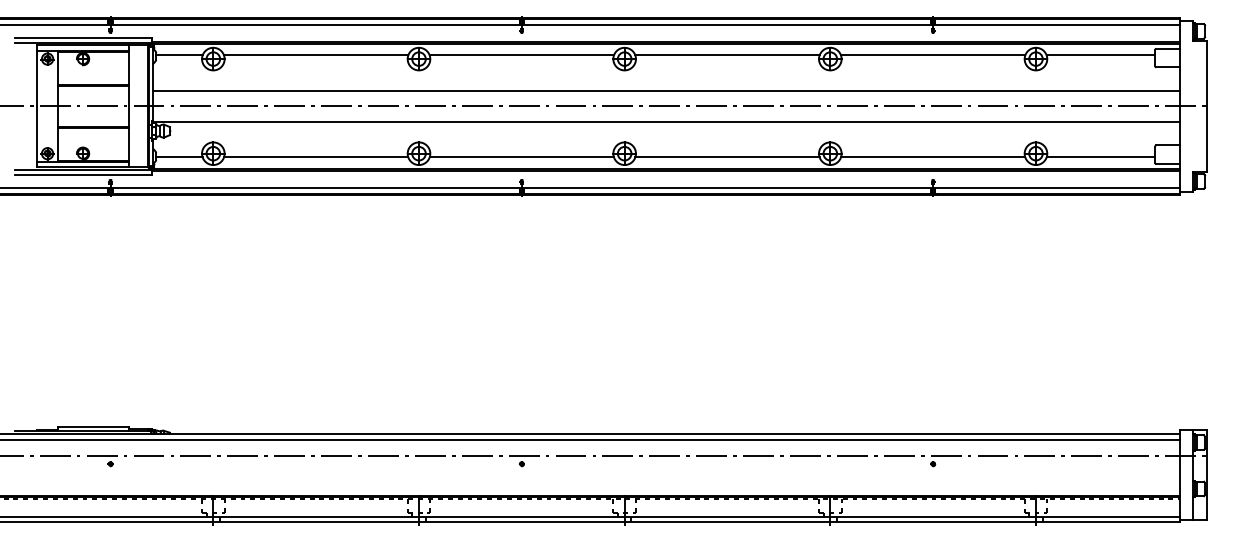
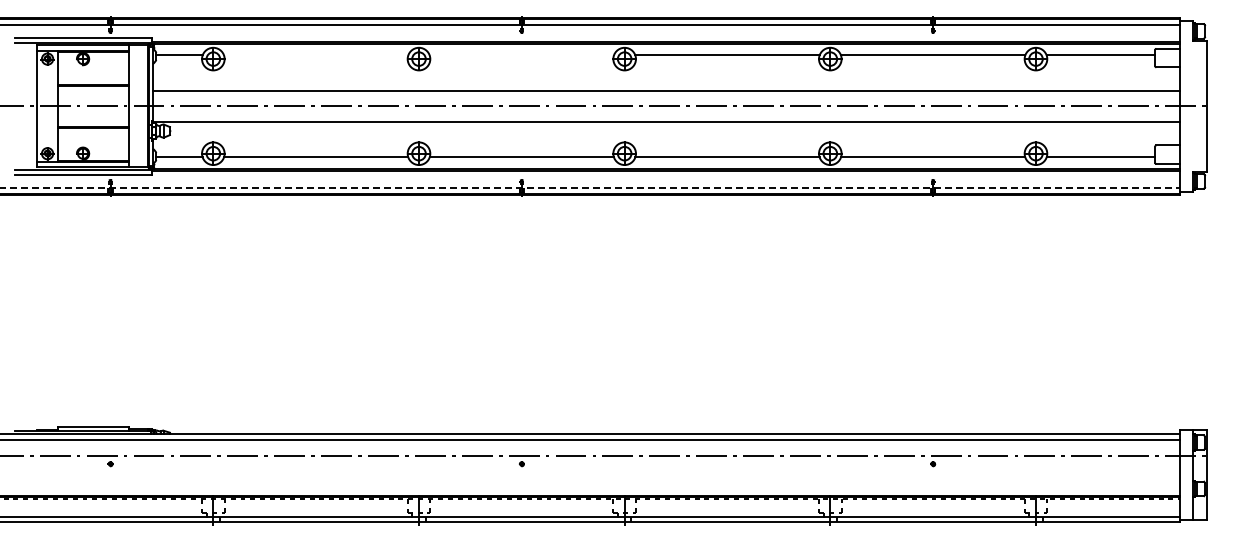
line: present -> none (316, 55)
line: present -> none (521, 55)
line: solid -> dashed (589, 188)
